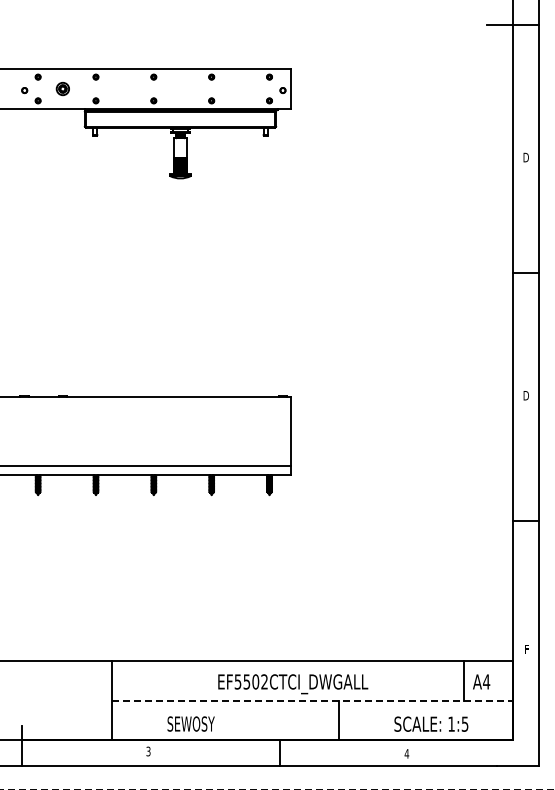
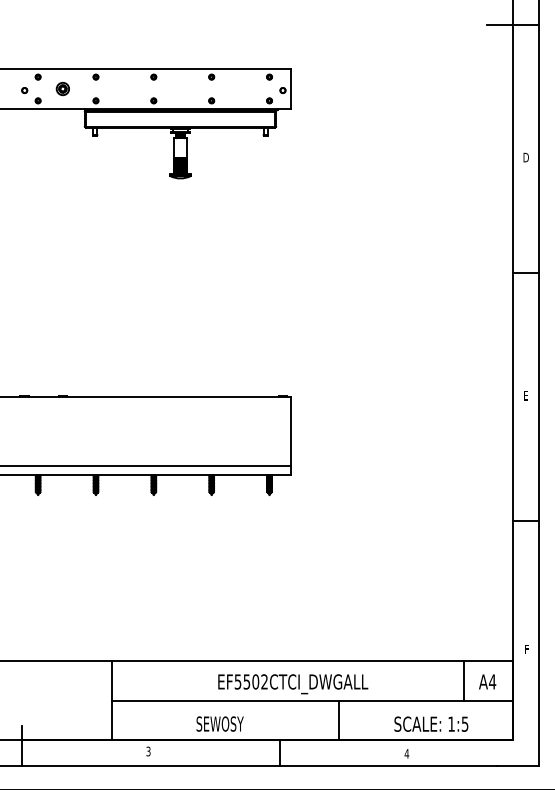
text: D -> E (525, 395)
text position: (481, 681) -> (487, 681) (487, 681)
line: dashed -> solid (312, 700)
text position: (190, 723) -> (219, 723) (219, 723)
line: dashed -> solid (277, 789)
